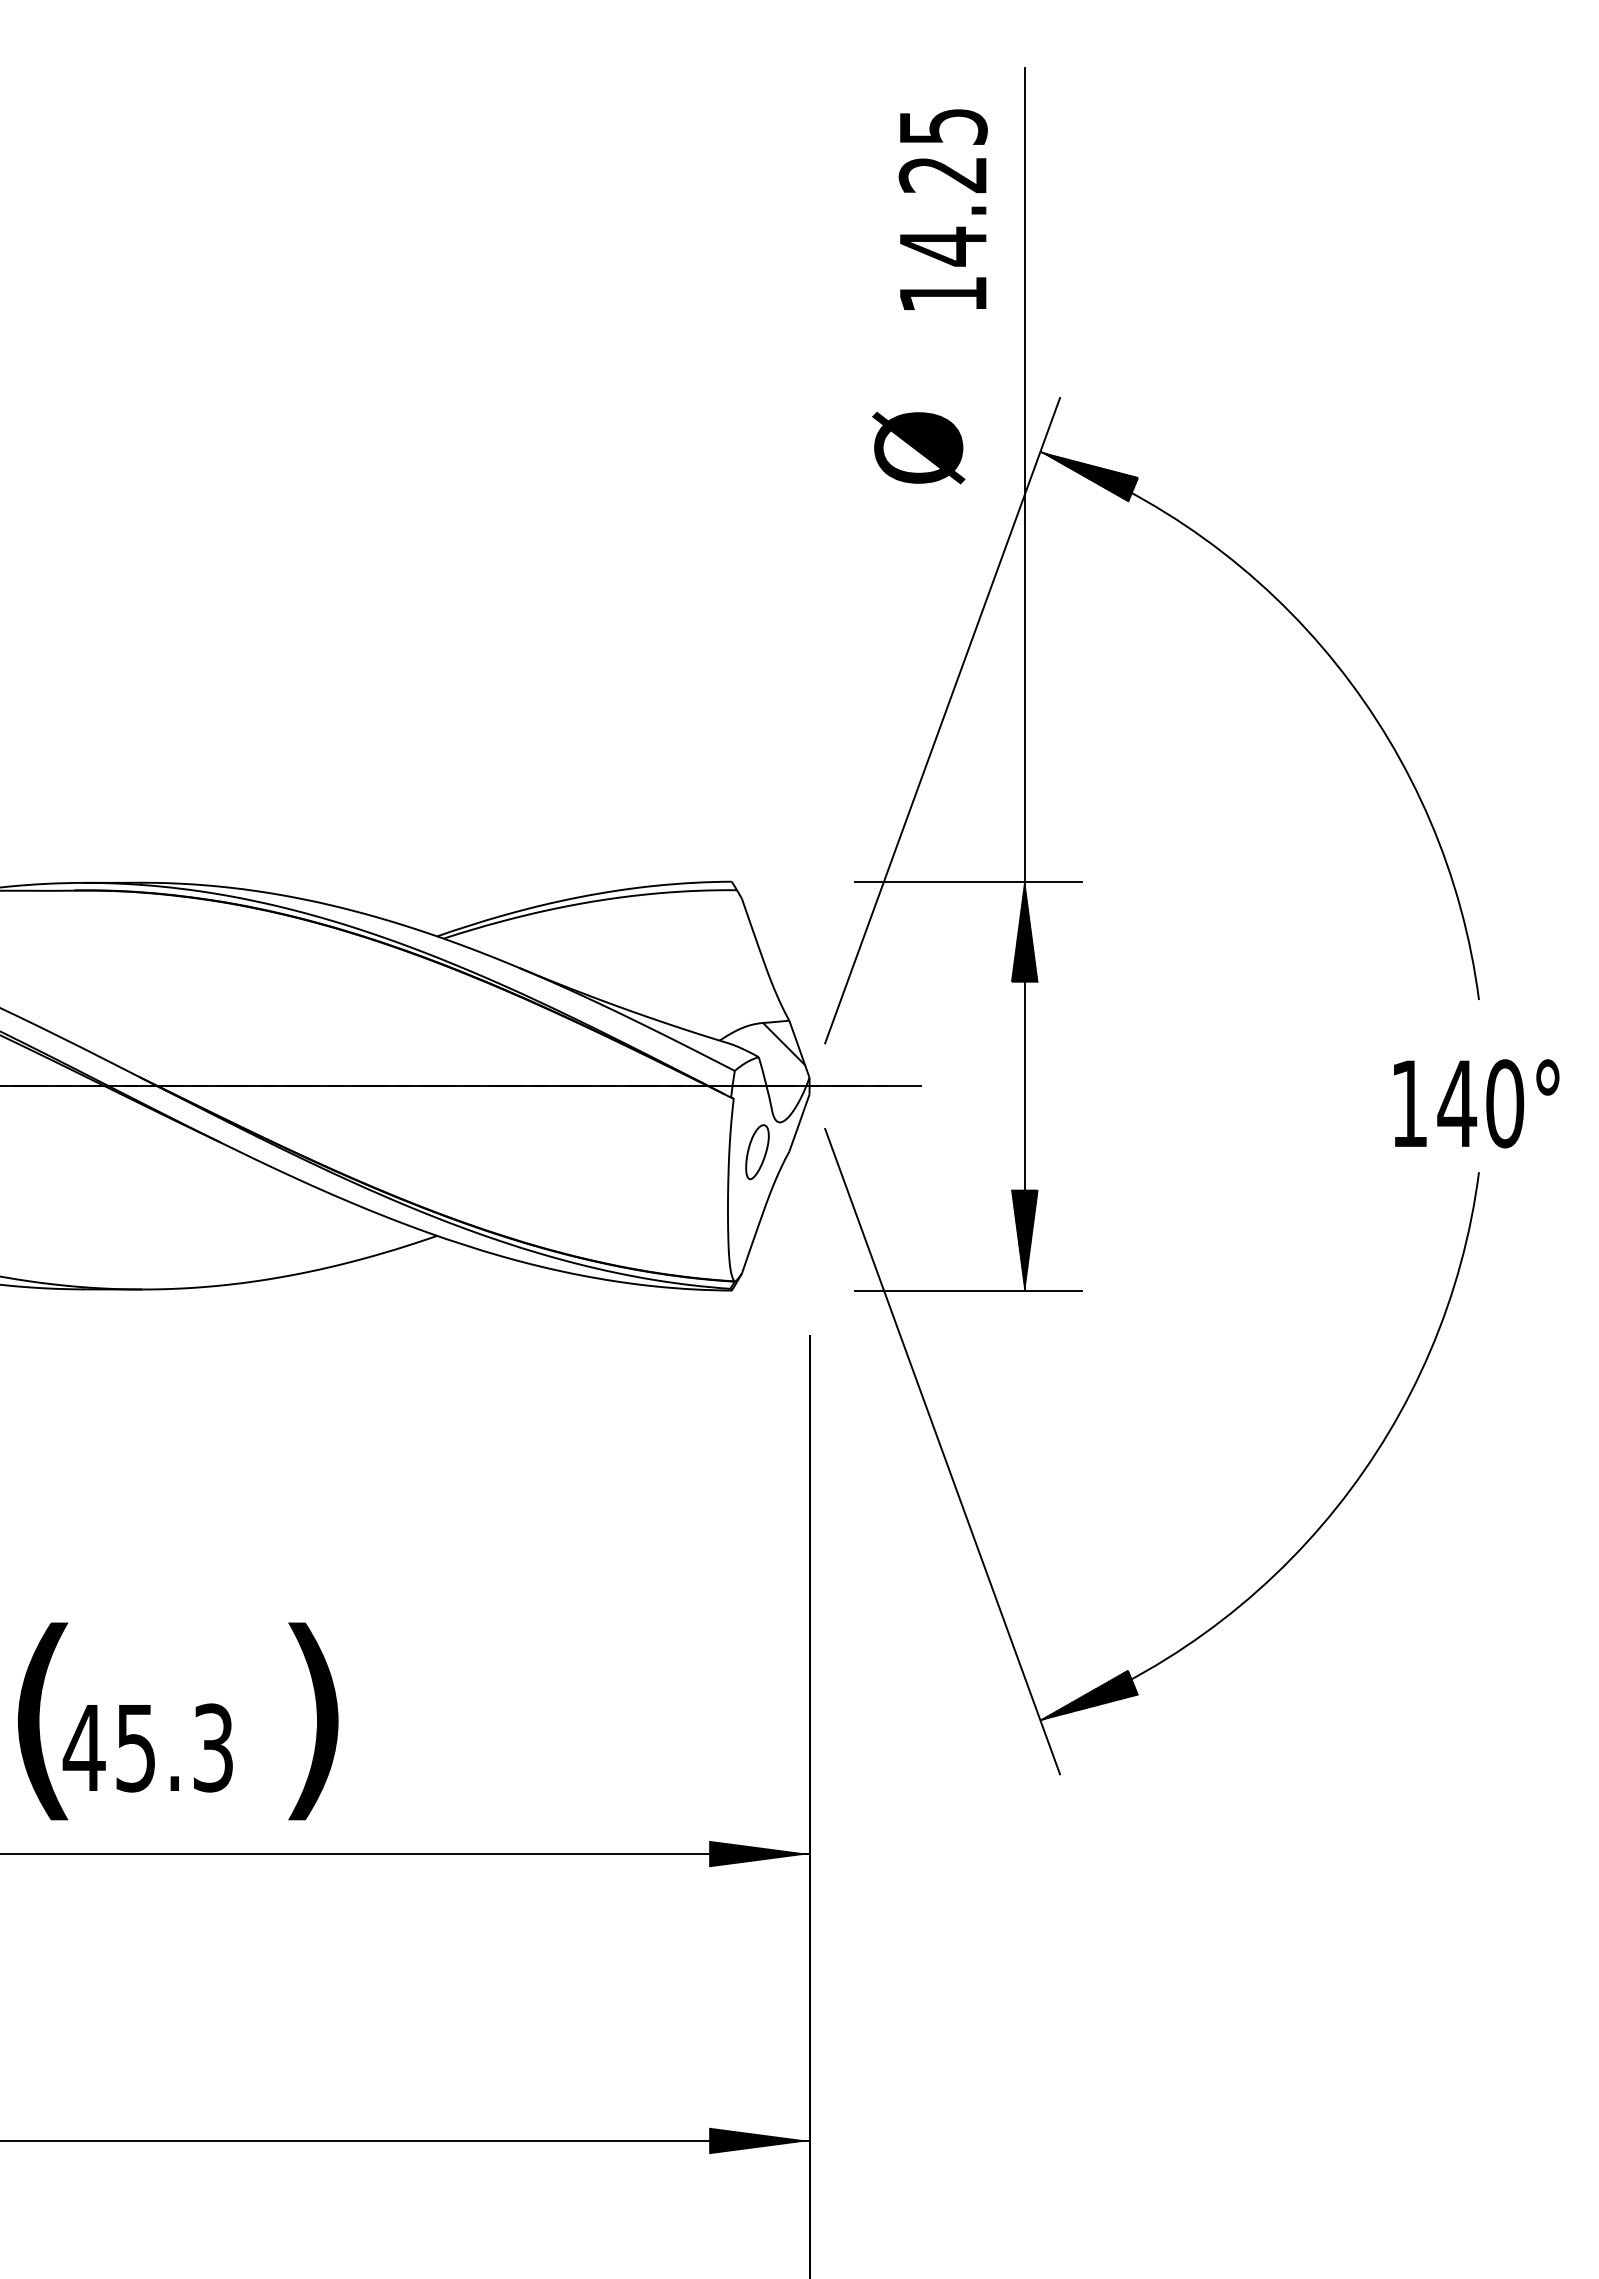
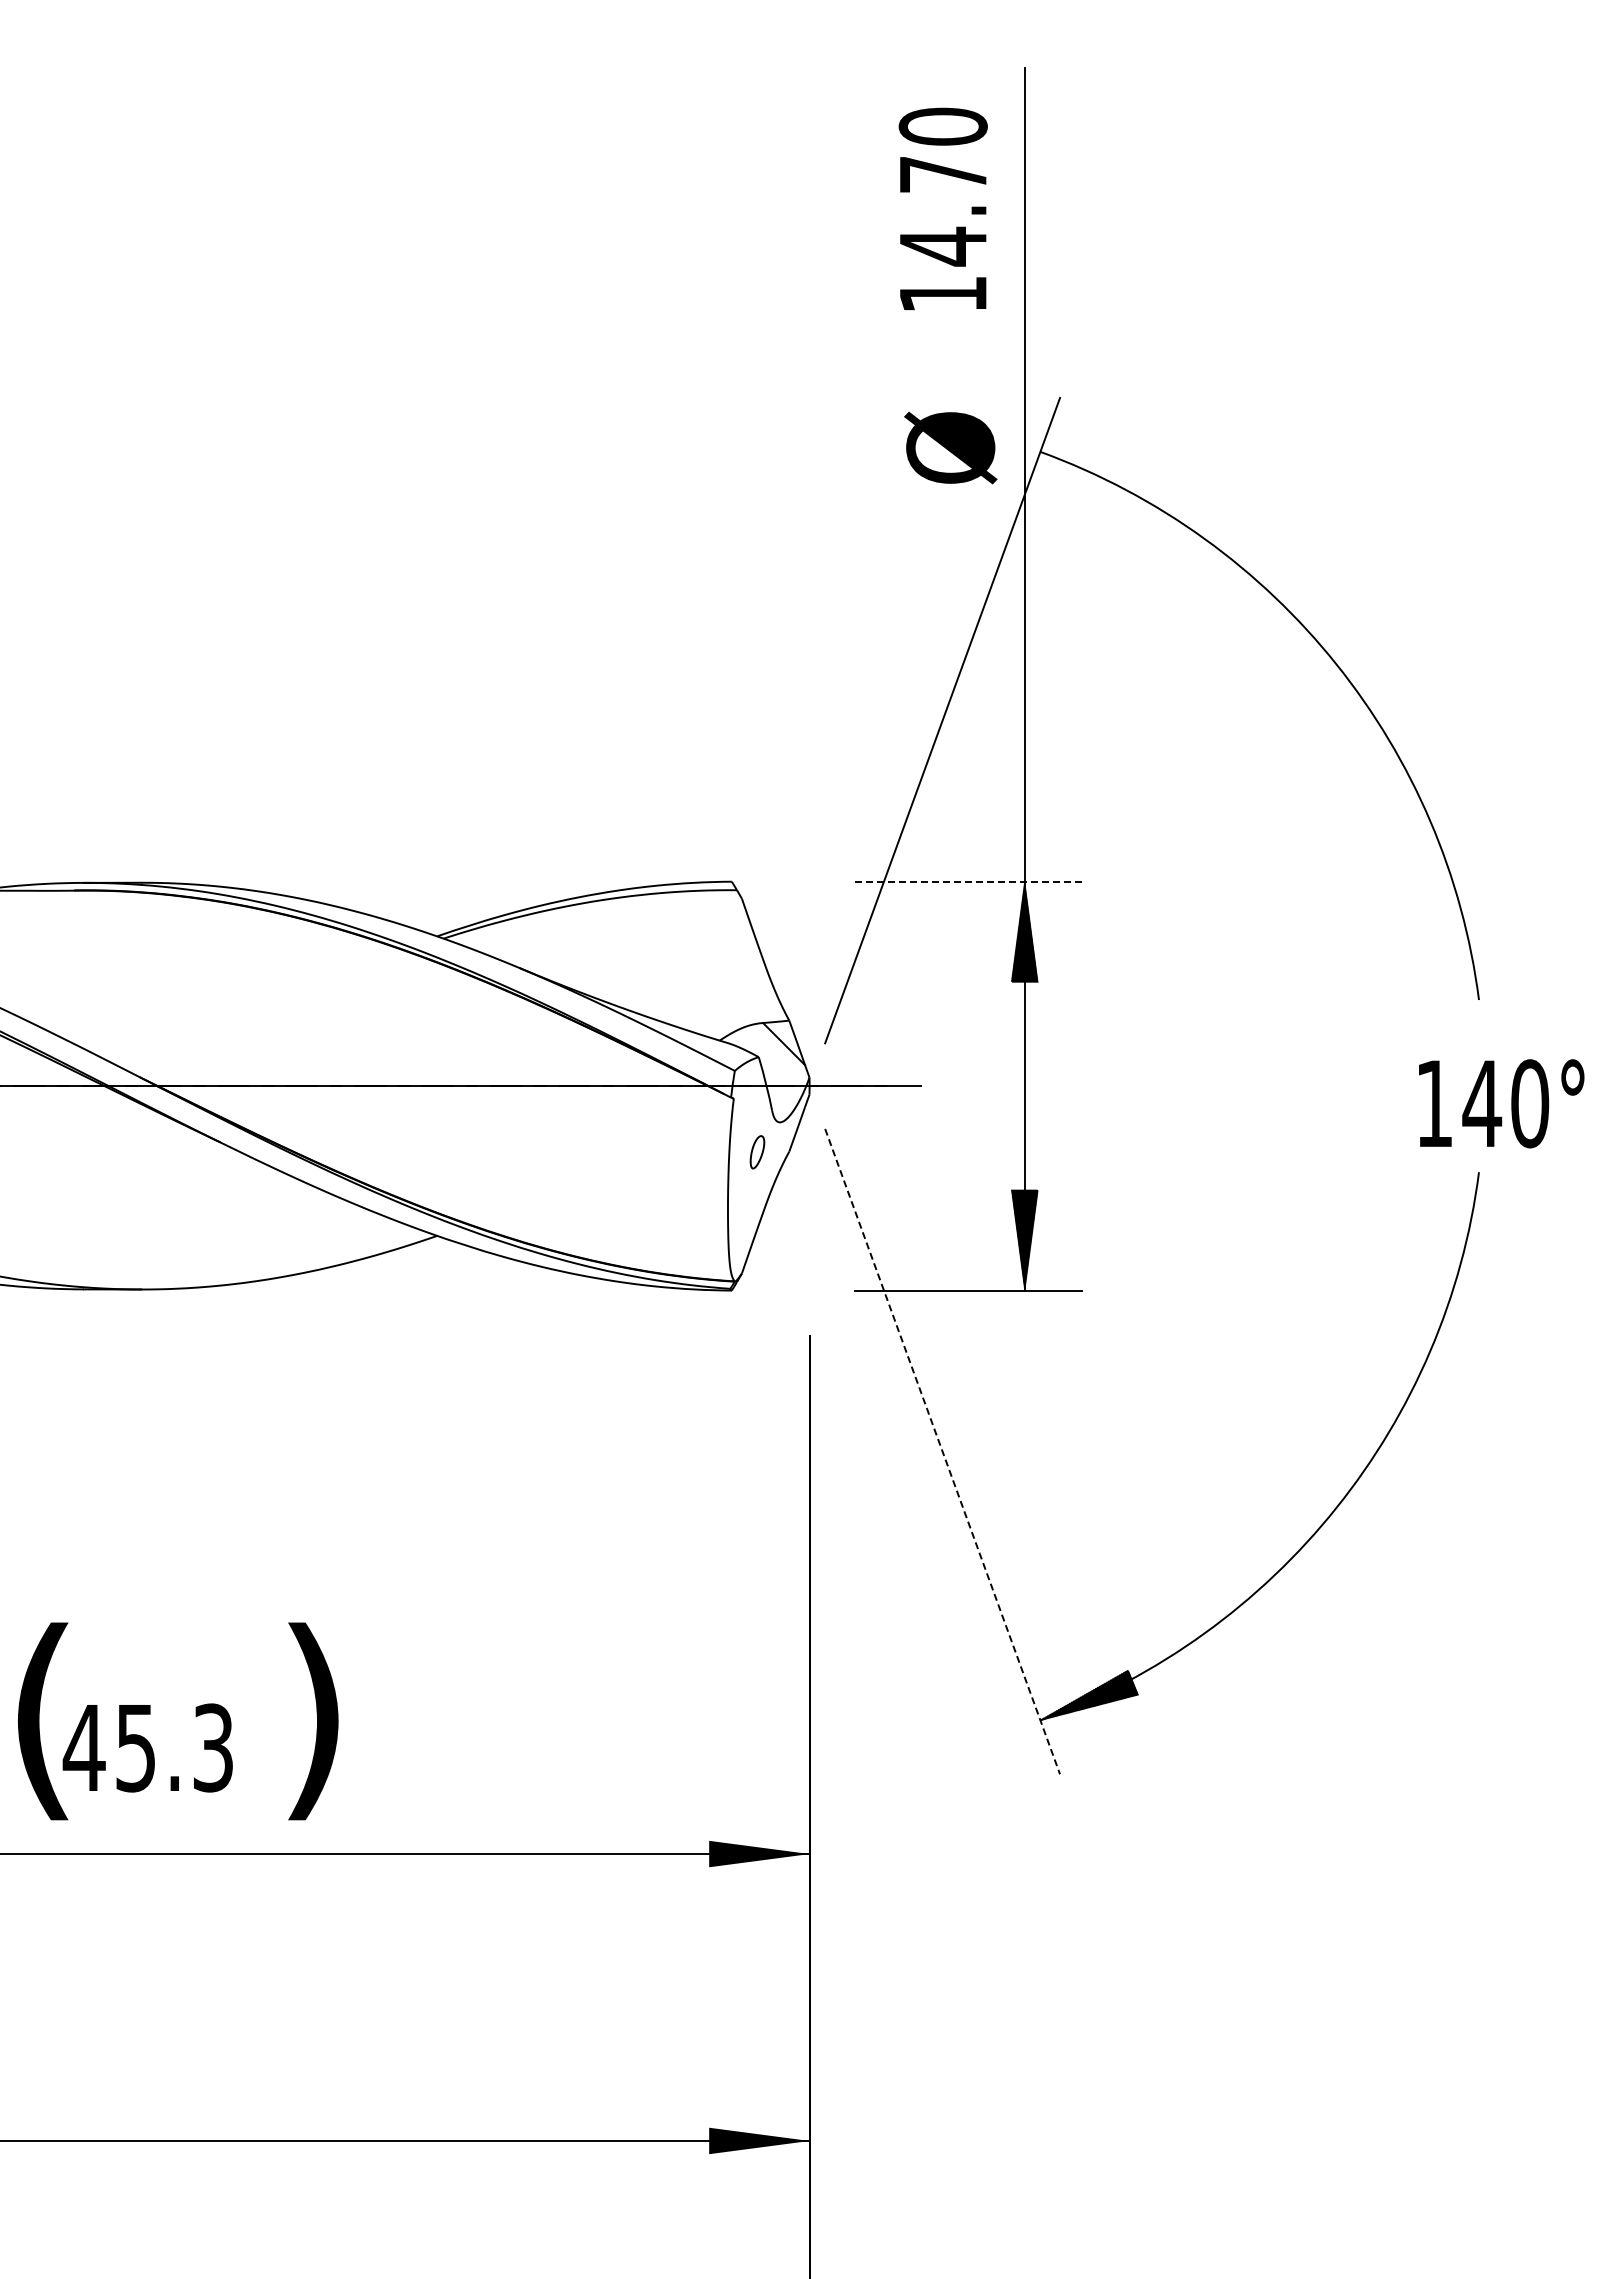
text: 14.25 -> 14.70 (942, 150)
text position: (918, 447) -> (950, 447) (950, 447)
hatch: present -> none (1089, 476)
line: solid -> dashed (968, 881)
text position: (1476, 1103) -> (1501, 1103) (1501, 1103)
part size: 25x57 px -> 17x35 px (757, 1152)
line: solid -> dashed (942, 1452)
